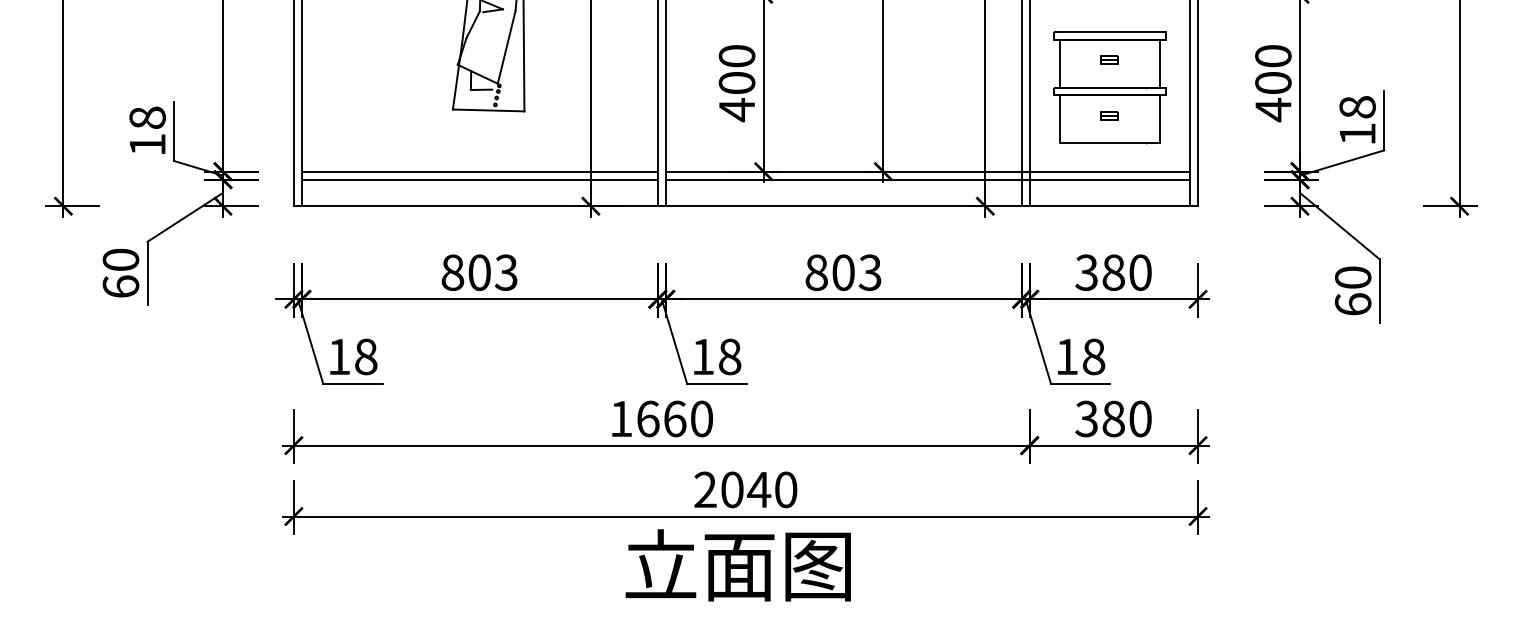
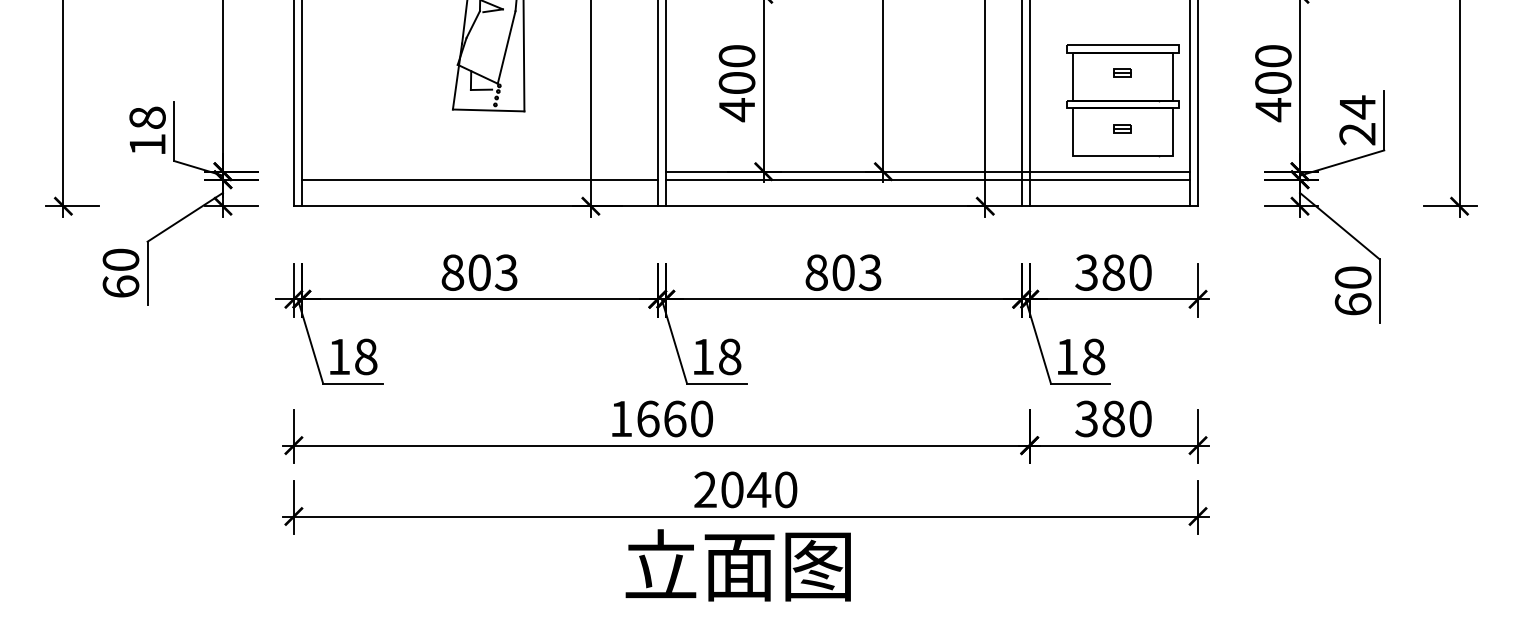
part position: (1109, 87) -> (1122, 100) (1122, 100)
text: 18 -> 24 (1357, 120)
line: present -> none (479, 171)
